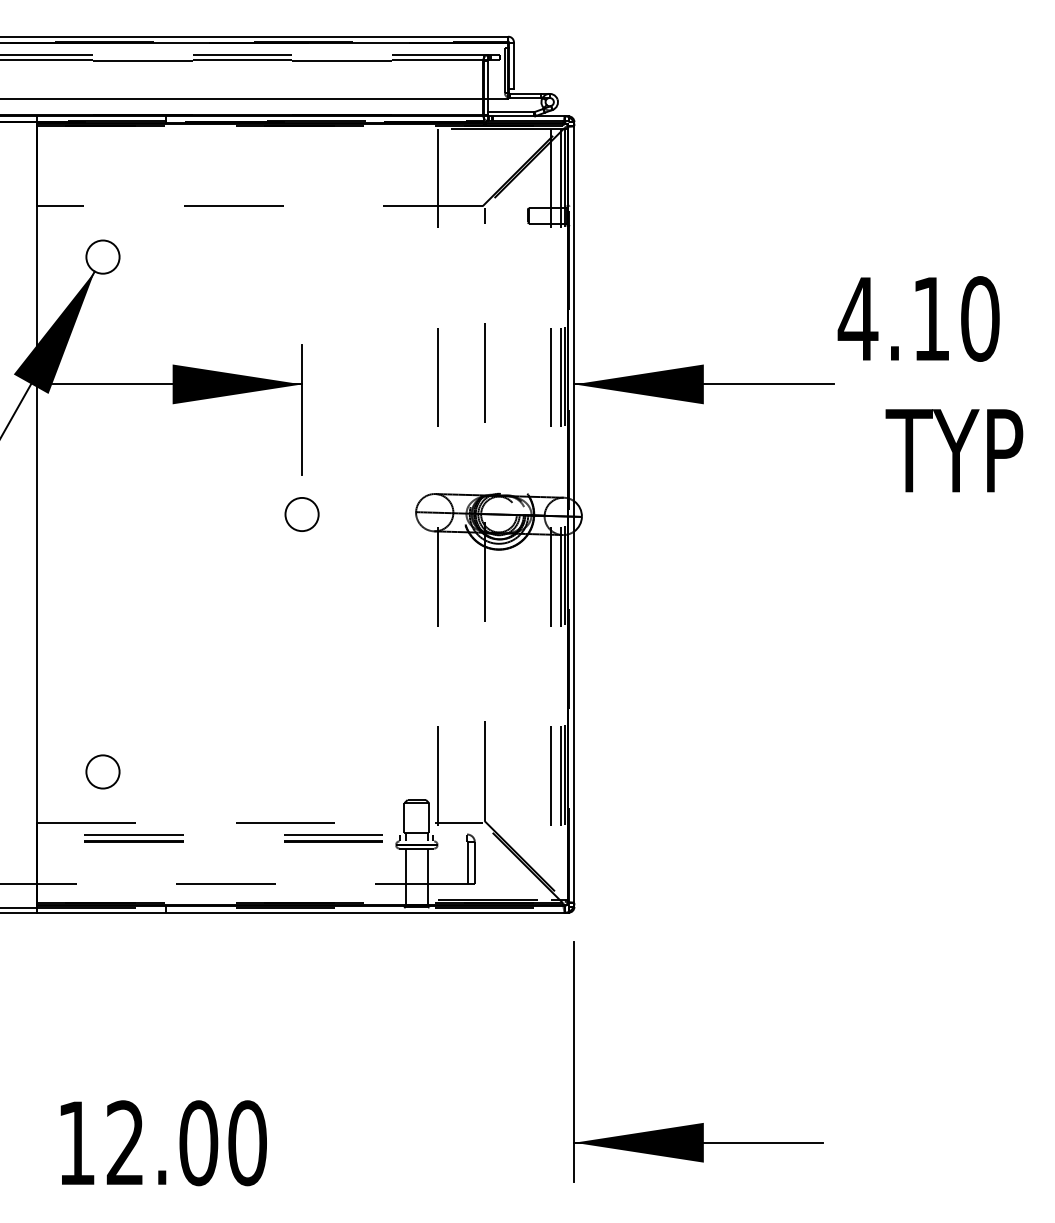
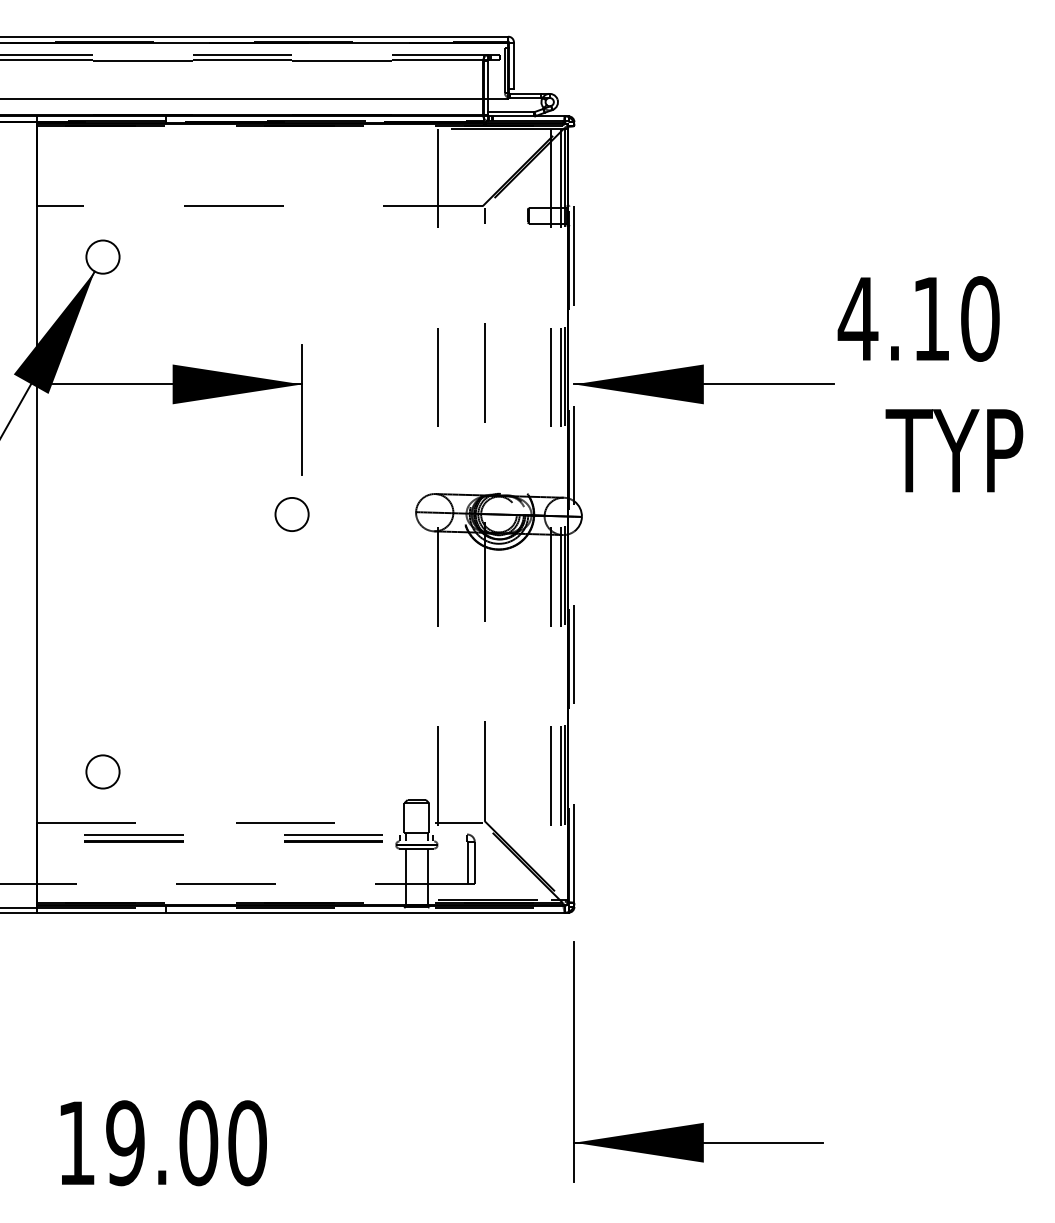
circle position: (301, 514) -> (291, 514) (291, 514)
line: solid -> dashed (574, 514)
text: 12.00 -> 19.00 (125, 1143)
